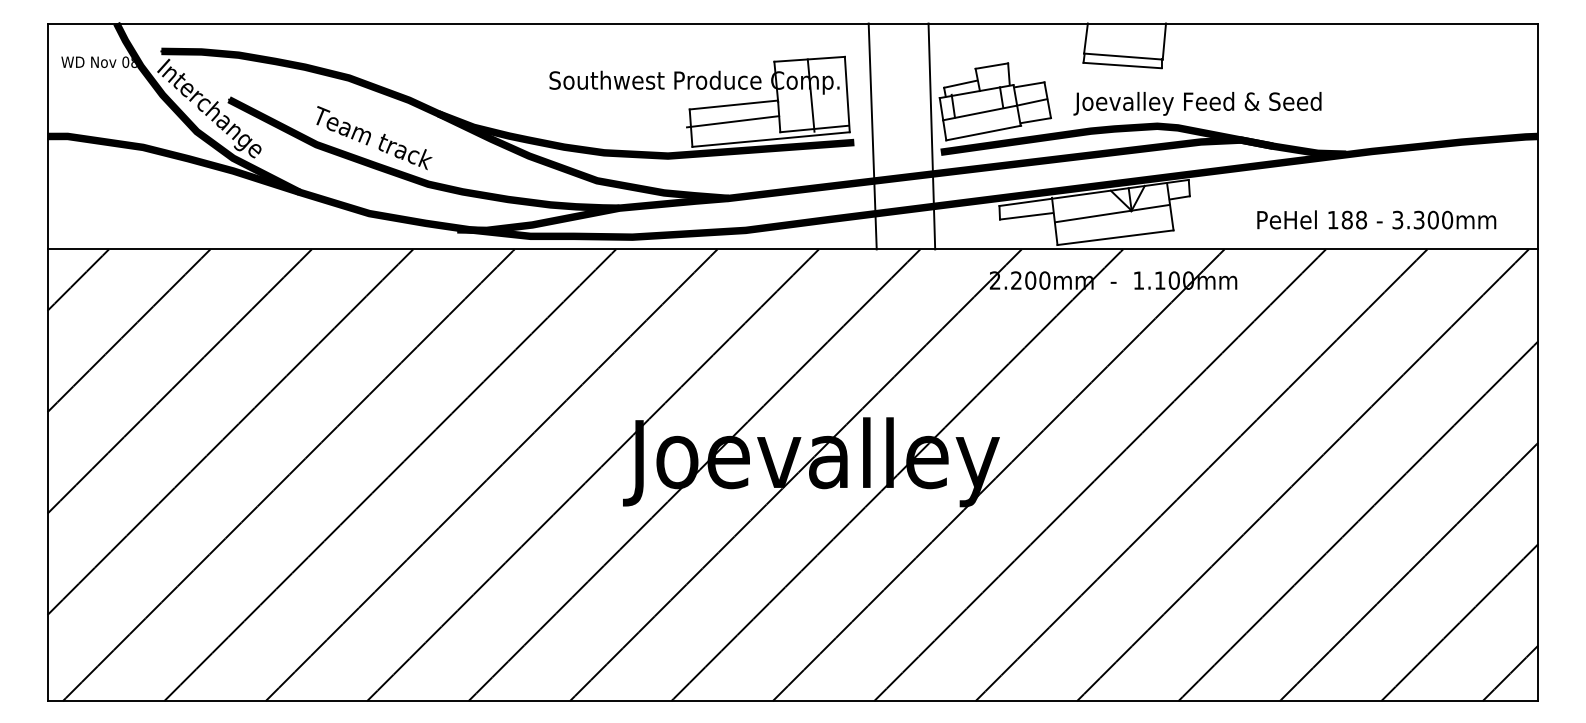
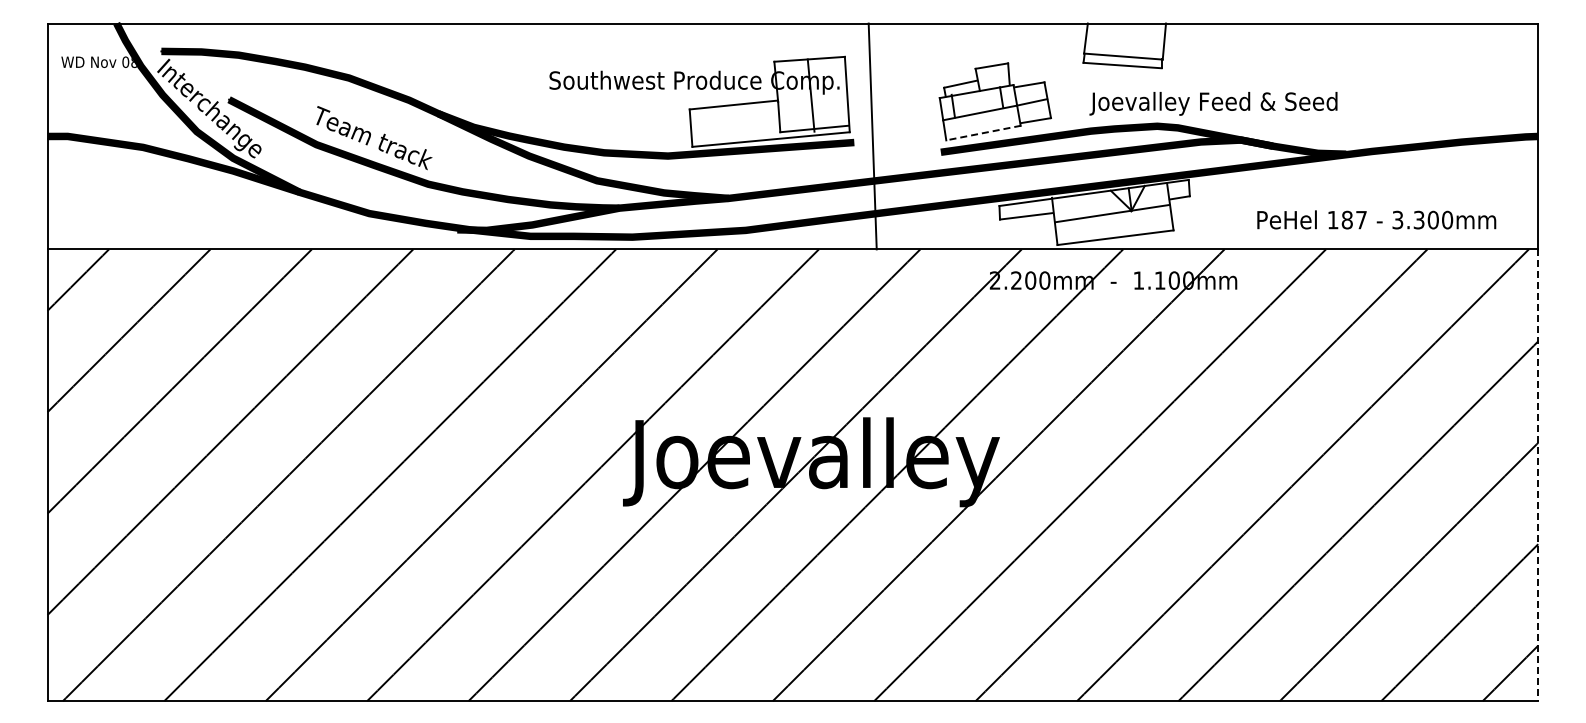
text position: (1197, 103) -> (1213, 103) (1213, 103)
line: present -> none (733, 121)
line: solid -> dashed (983, 133)
line: present -> none (931, 136)
text: 188 -> 187 (1361, 219)
line: solid -> dashed (1538, 475)
